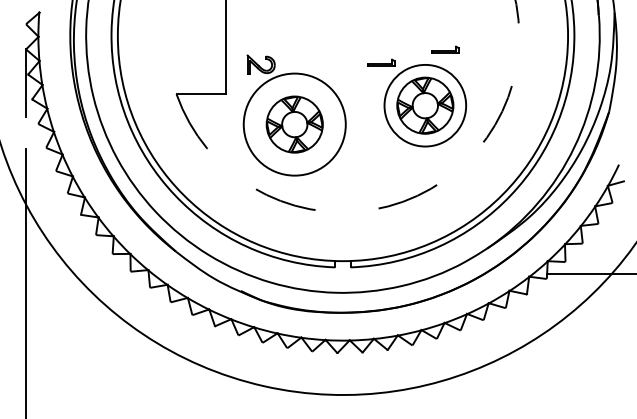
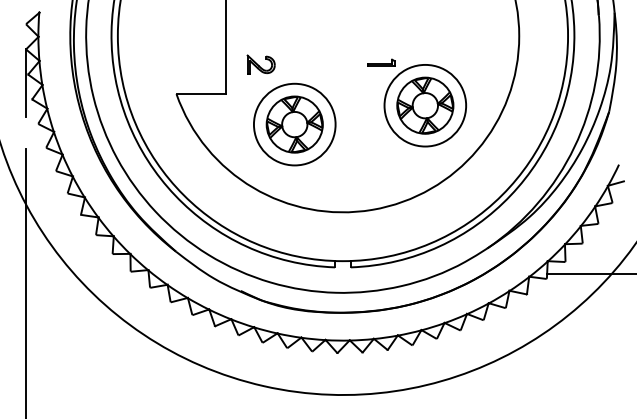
part: present -> none (445, 49)
circle diameter: 102 px -> 82 px (294, 124)
arc: dashed -> solid (389, 205)
